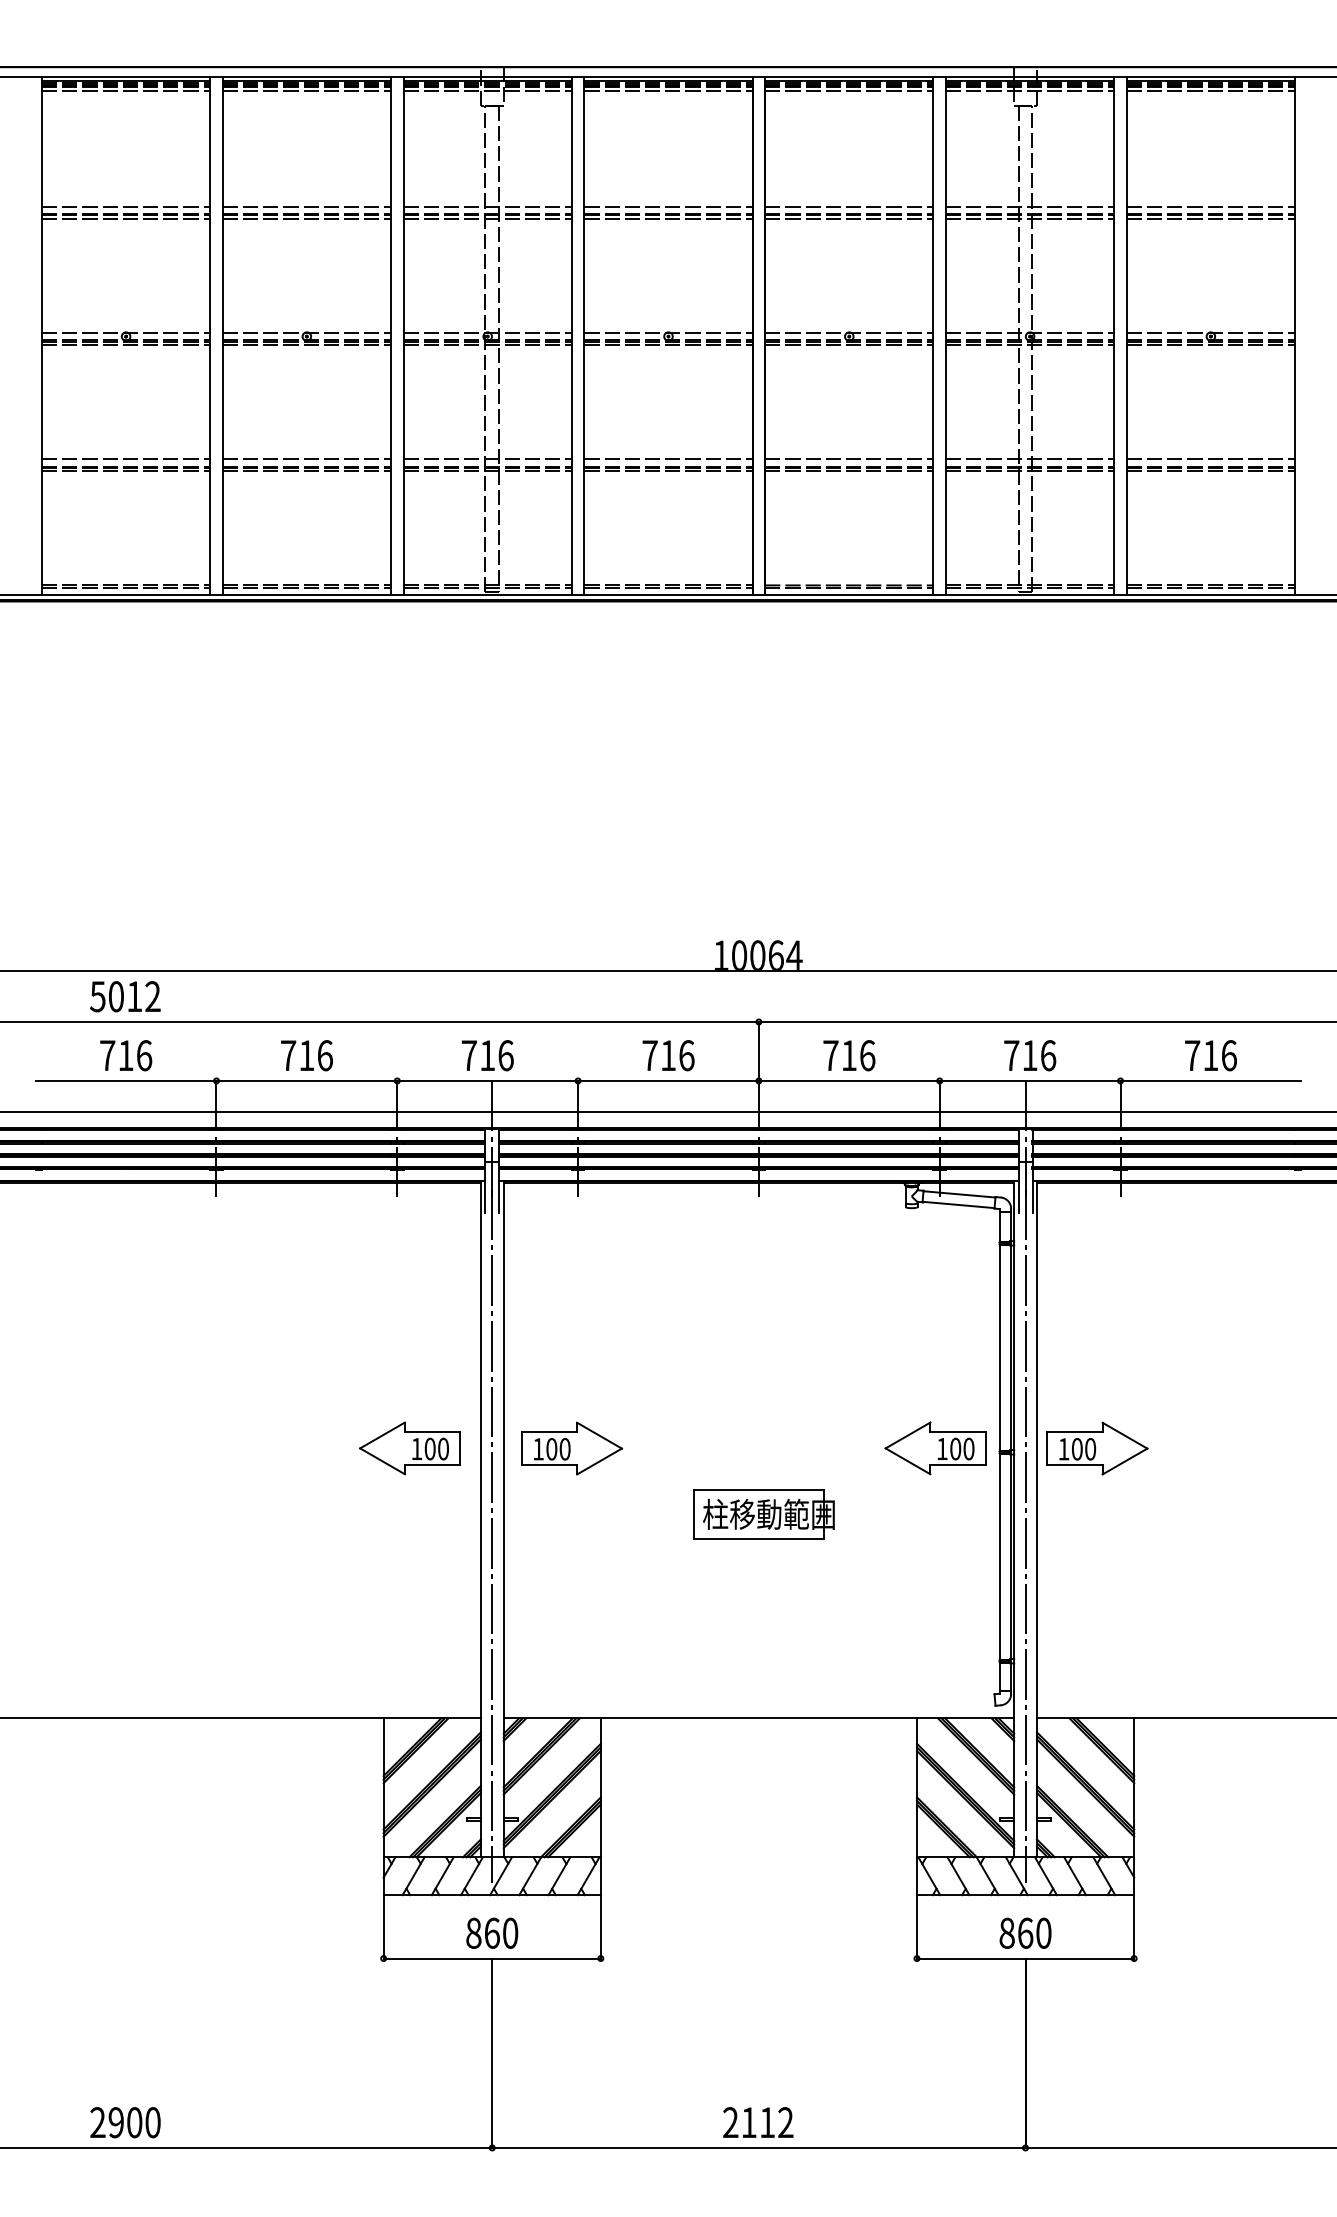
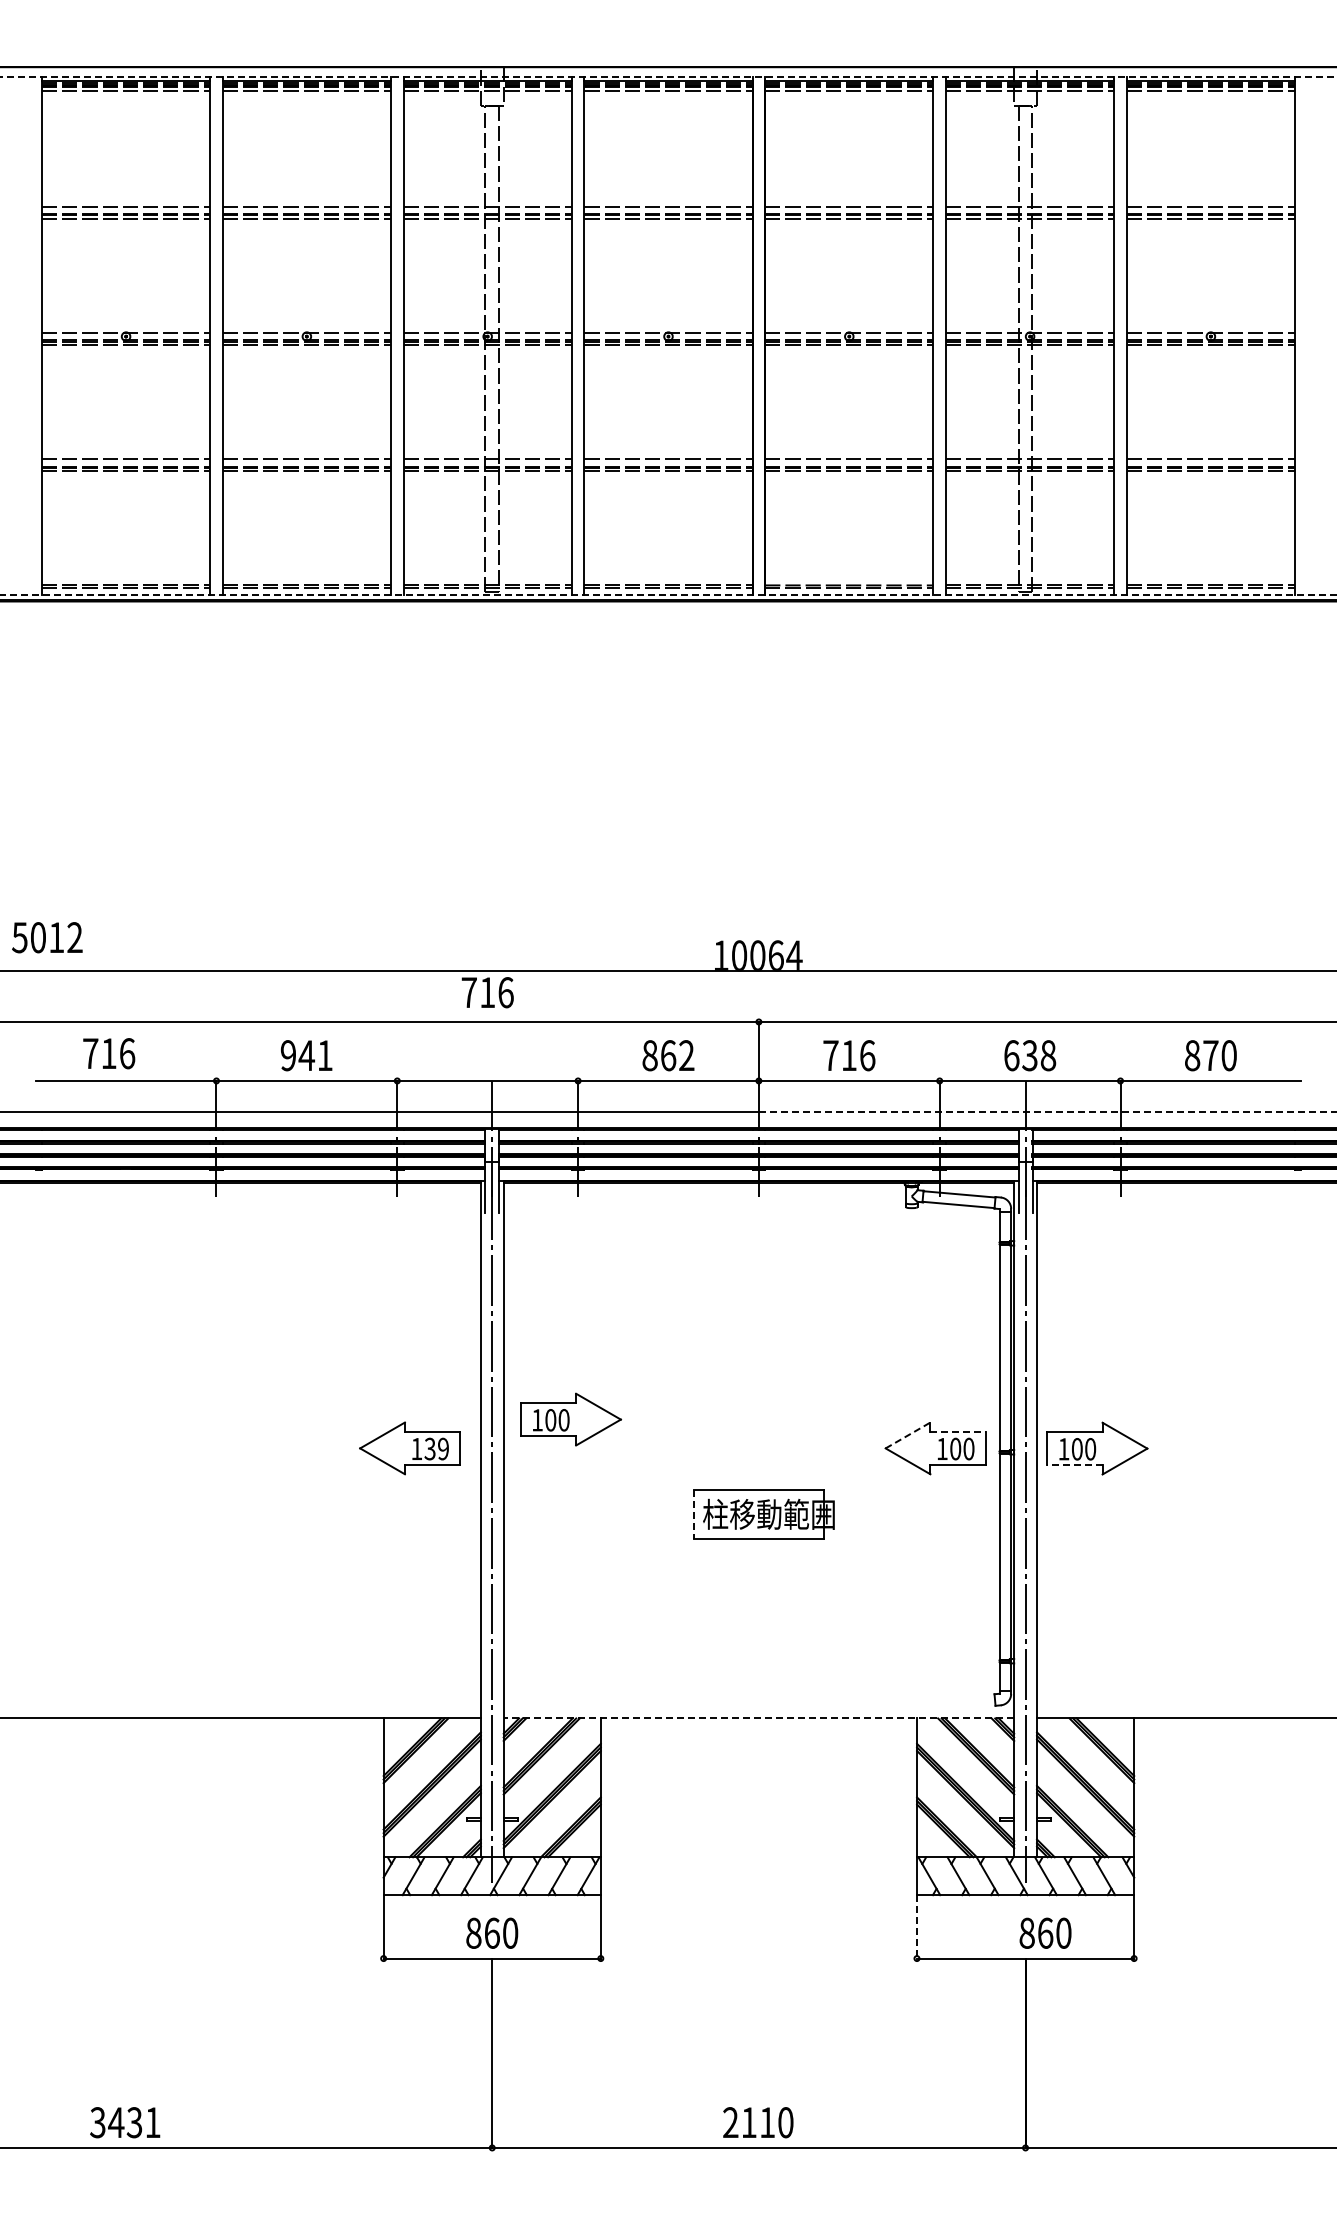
line: solid -> dashed (668, 76)
line: solid -> dashed (668, 594)
text position: (125, 996) -> (47, 937) (47, 937)
text position: (126, 1055) -> (109, 1053) (109, 1053)
text: 716 -> 941 (306, 1055)
text position: (487, 1055) -> (487, 992) (487, 992)
text: 716 -> 862 (668, 1055)
text: 716 -> 638 (1030, 1055)
text: 716 -> 870 (1210, 1055)
line: solid -> dashed (1047, 1111)
line: solid -> dashed (958, 1431)
line: solid -> dashed (908, 1435)
text: 100 -> 139 (436, 1448)
part position: (571, 1448) -> (570, 1419) (570, 1419)
line: solid -> dashed (1074, 1465)
line: solid -> dashed (694, 1515)
line: solid -> dashed (758, 1718)
line: solid -> dashed (916, 1927)
text position: (1025, 1932) -> (1045, 1932) (1045, 1932)
text: 2900 -> 3431 (125, 2122)
text: 2112 -> 2110 (785, 2122)
